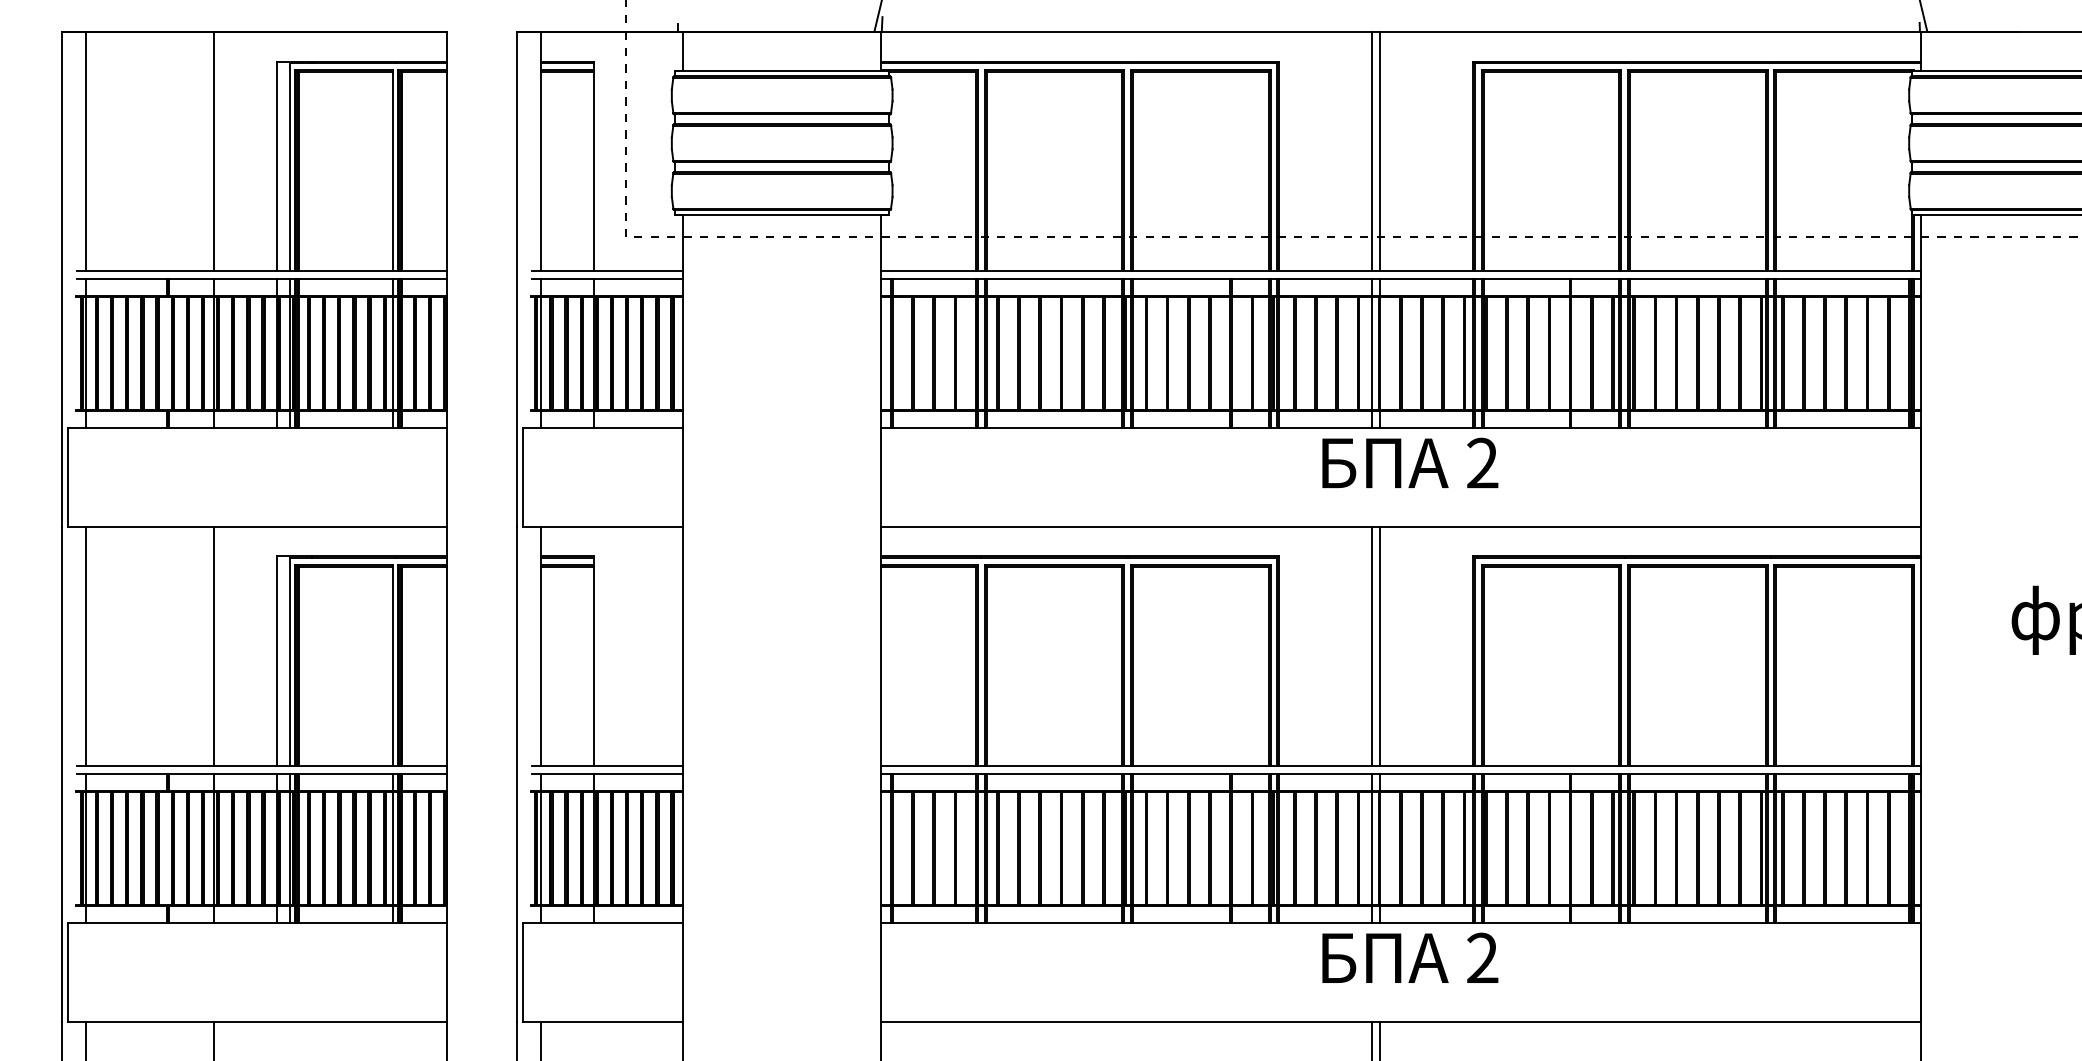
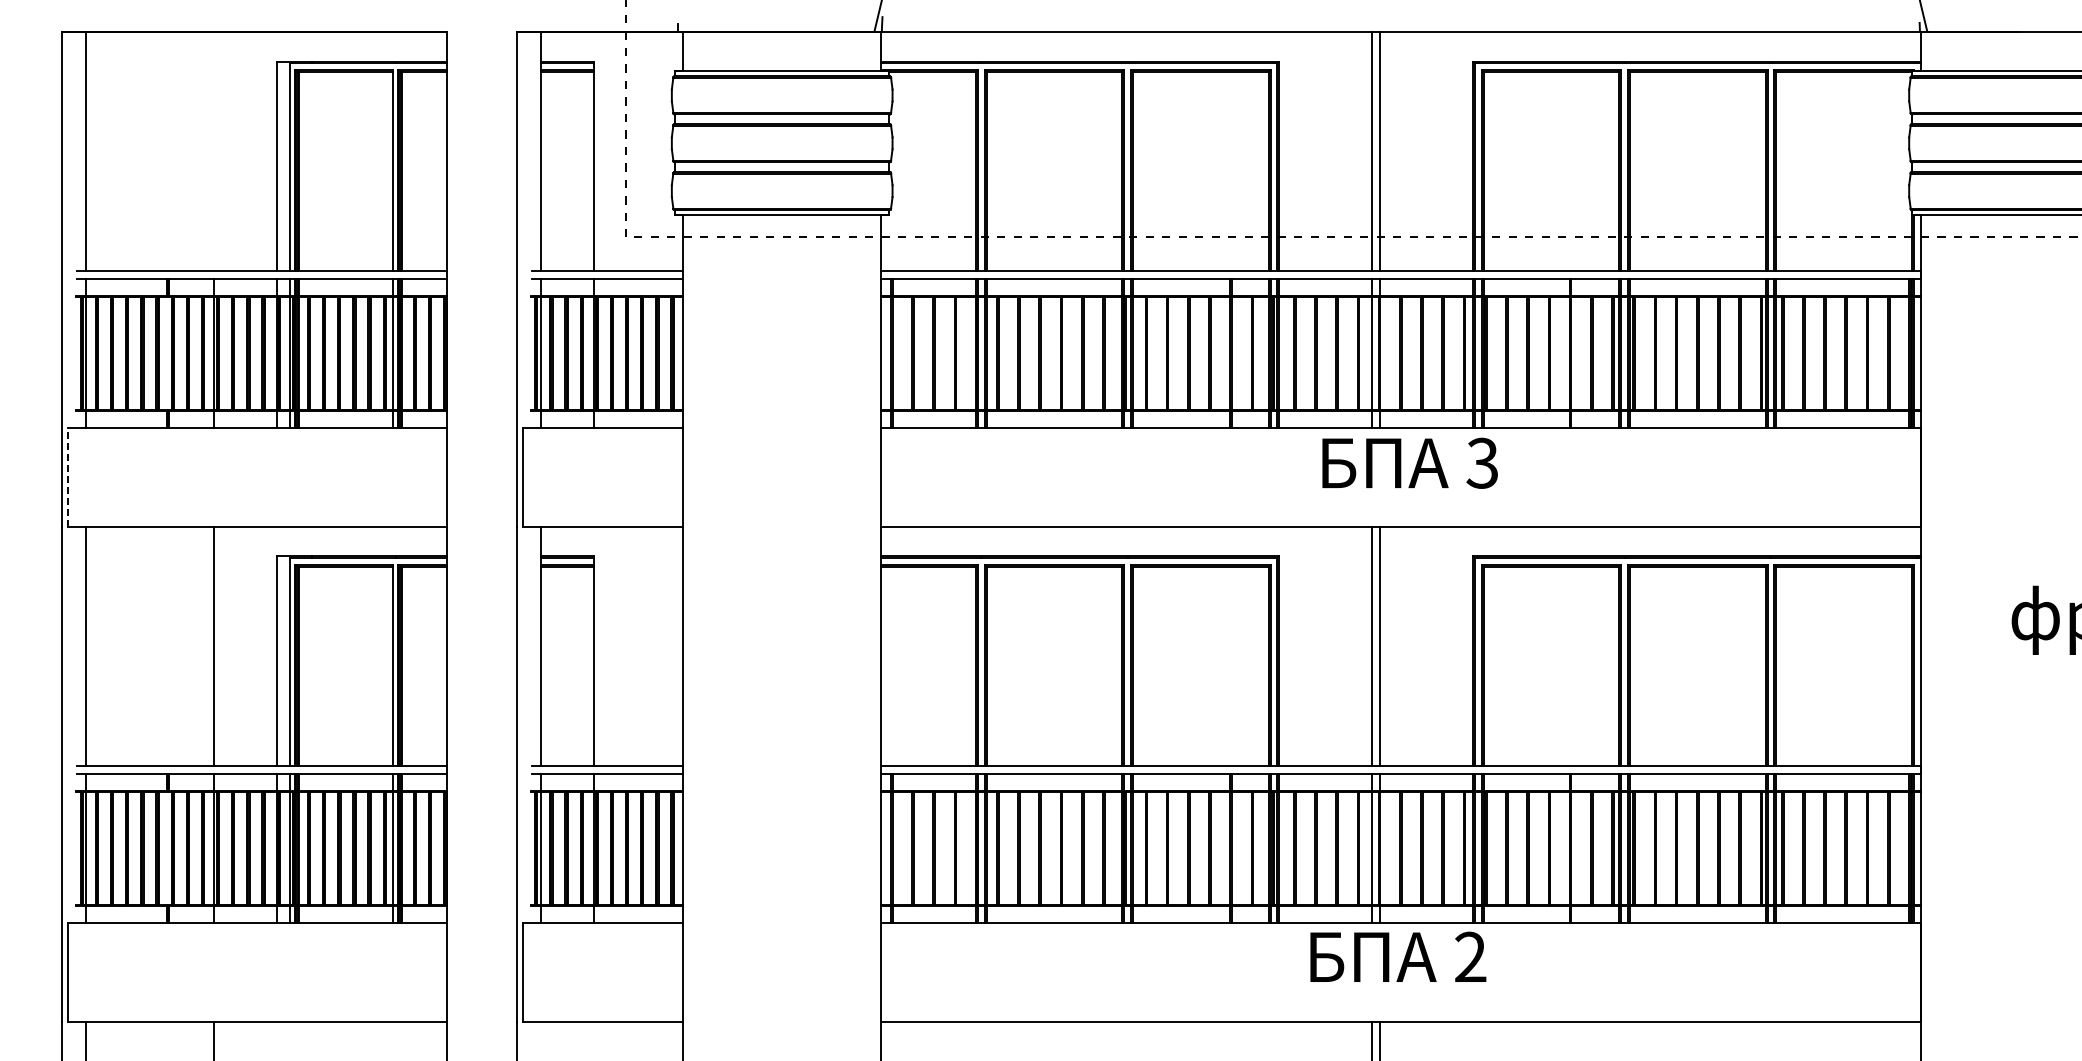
line: present -> none (214, 151)
text: 2 -> 3 (1482, 463)
line: solid -> dashed (68, 476)
text position: (1410, 957) -> (1398, 956) (1398, 956)
line: present -> none (540, 1039)
